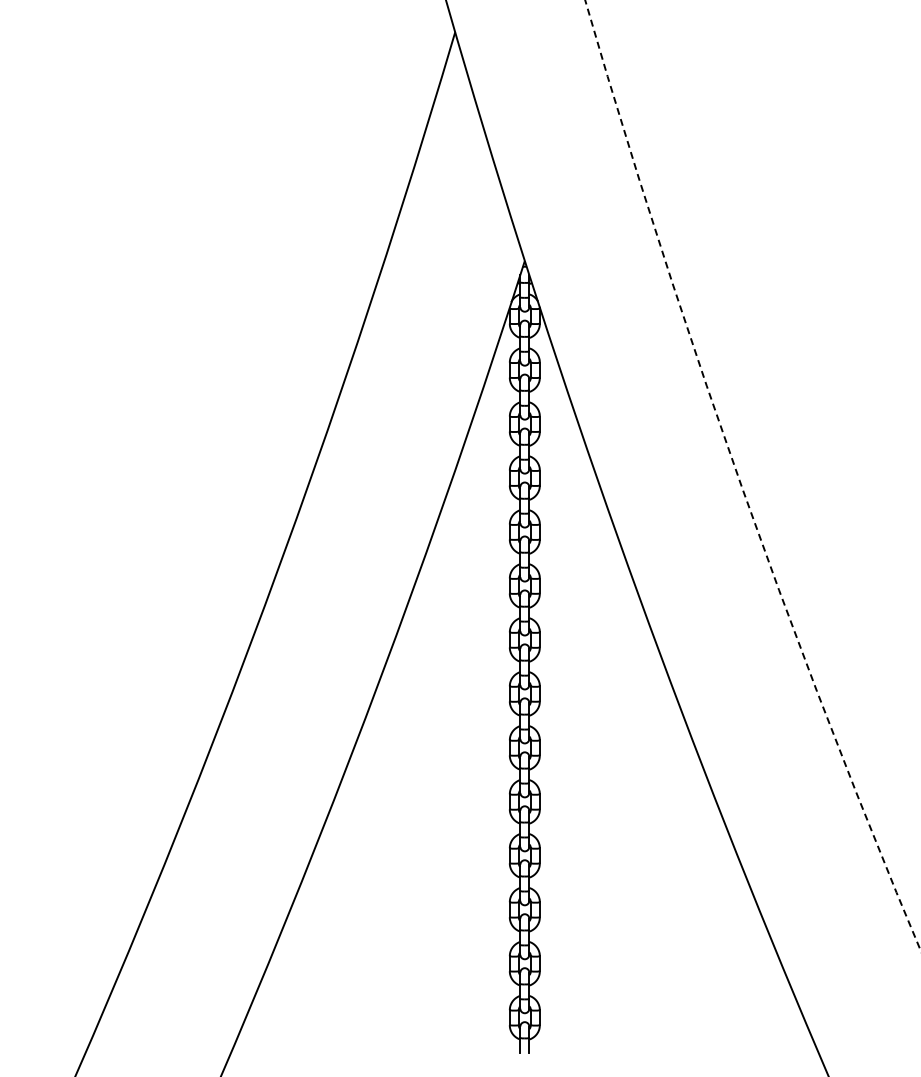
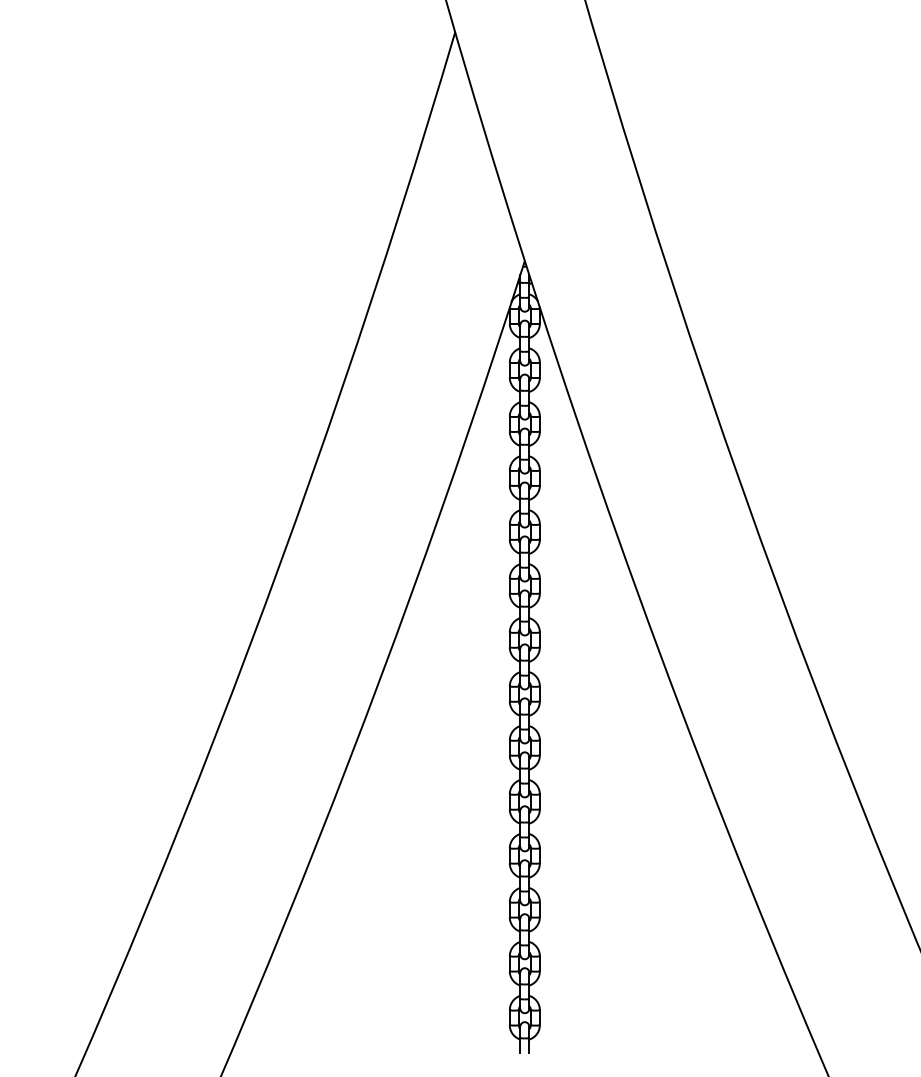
arc: dashed -> solid (740, 481)
